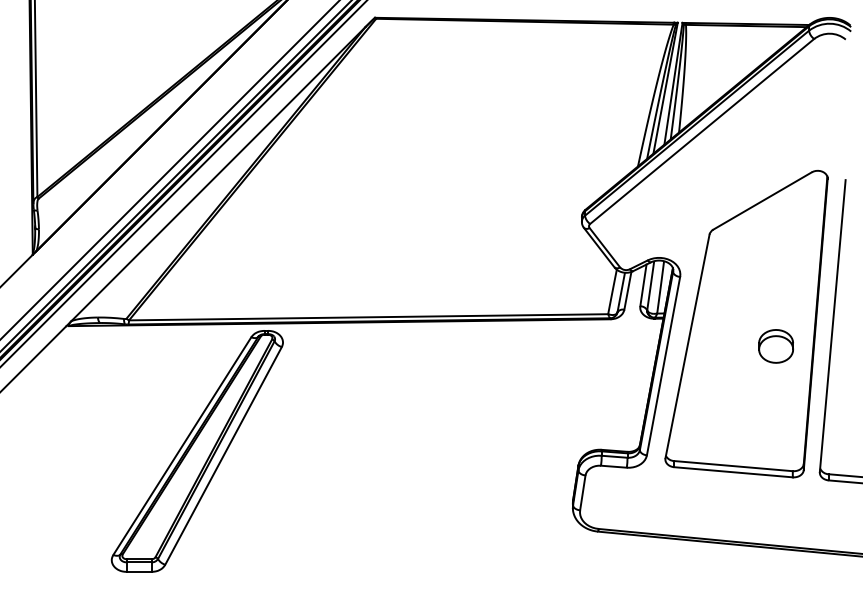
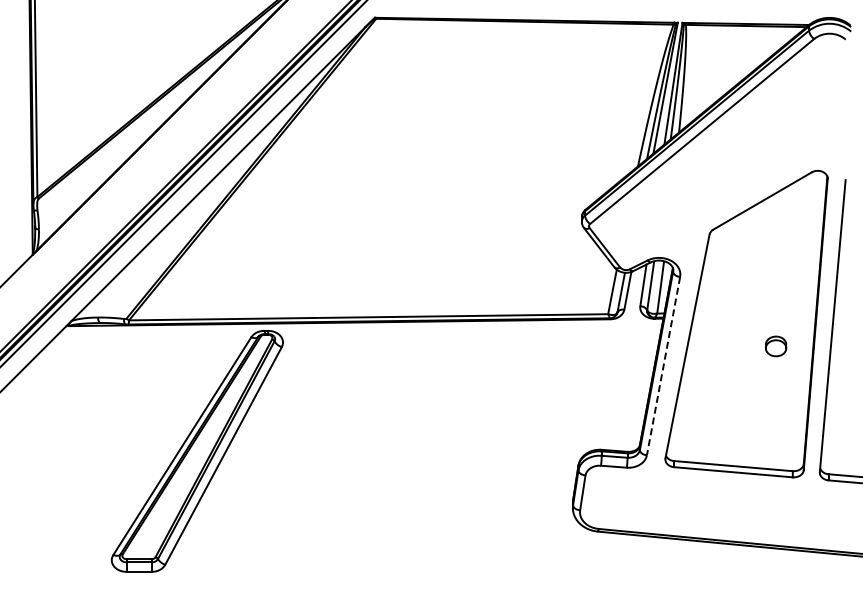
line: present -> none (169, 169)
part size: 36x35 px -> 23x23 px (776, 346)
line: solid -> dashed (663, 366)
